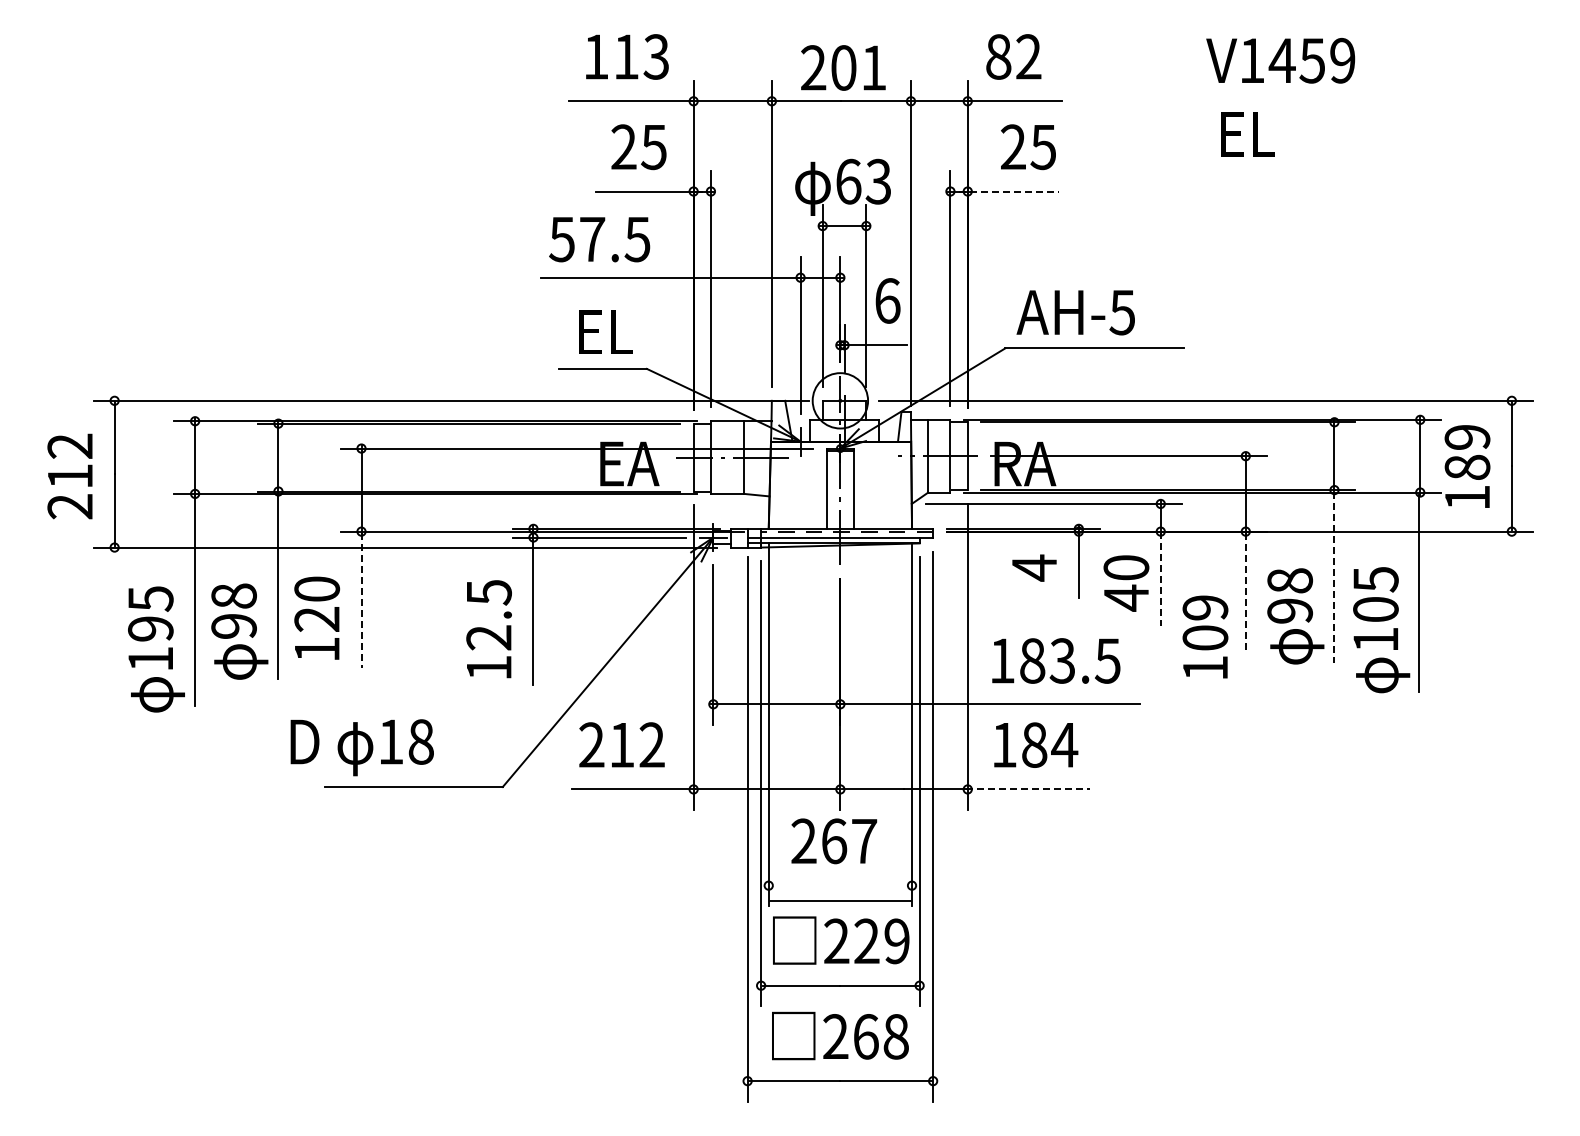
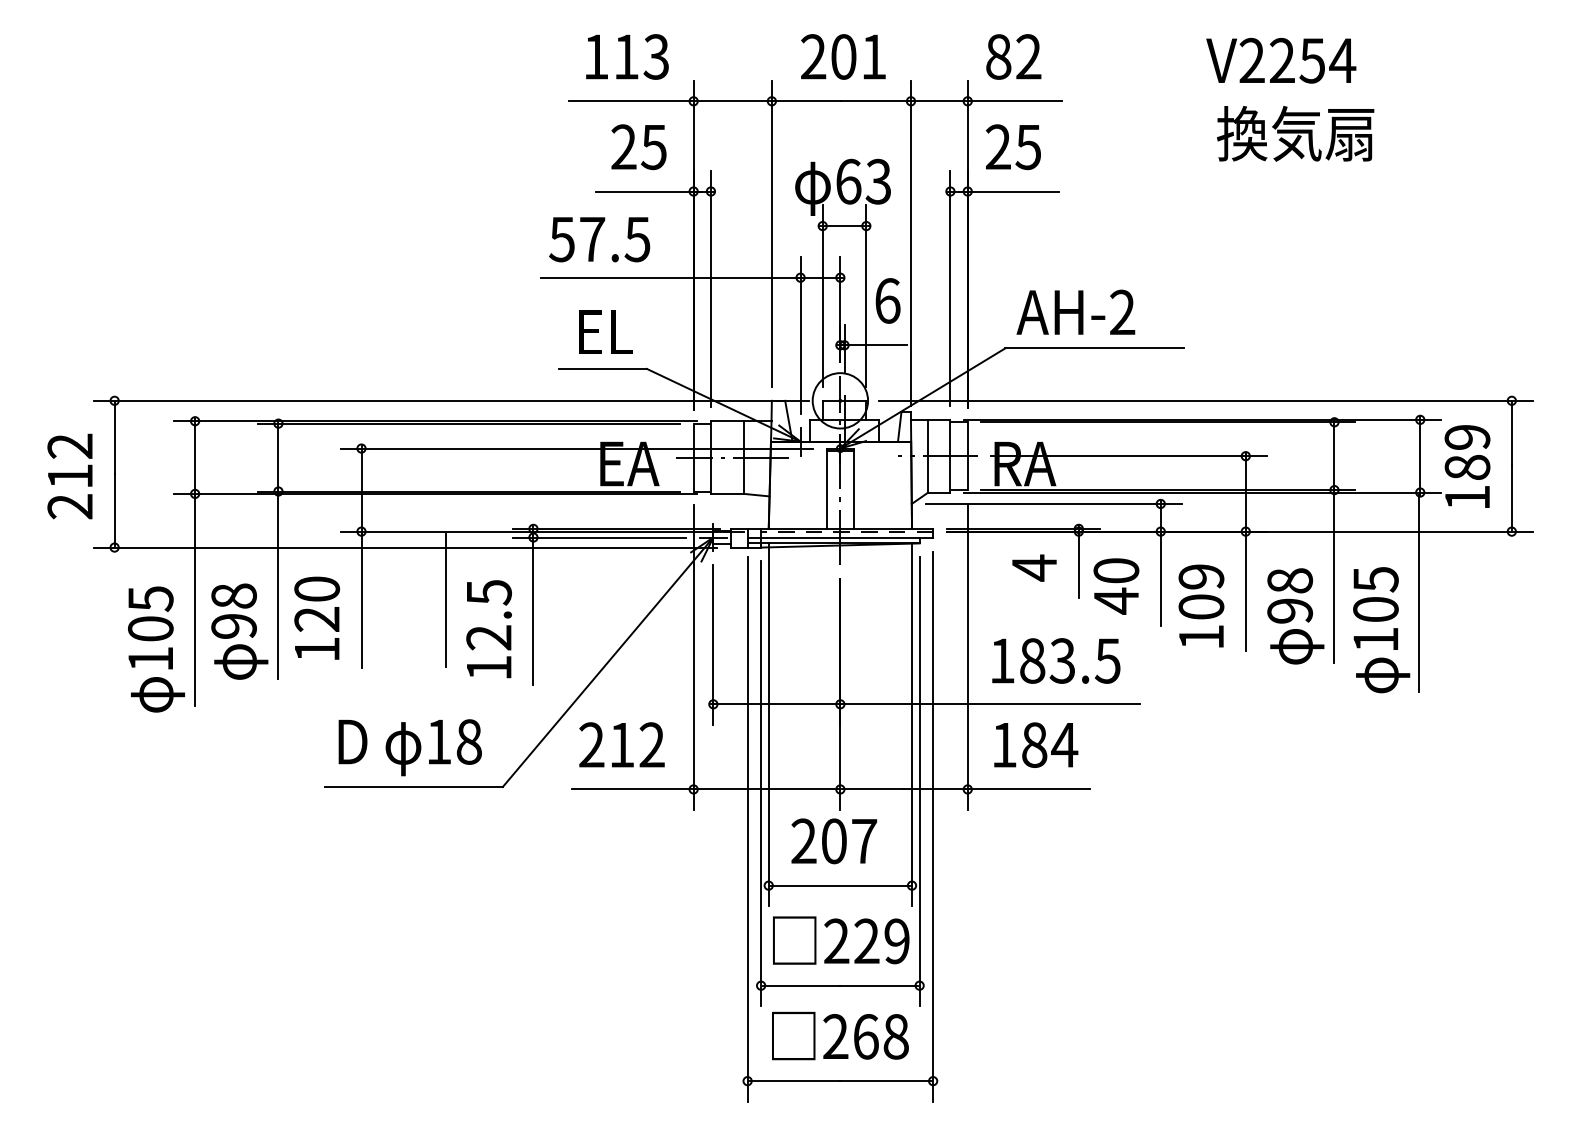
text: V1459 -> V2254 (1297, 60)
text position: (843, 67) -> (843, 56) (843, 56)
text: EL -> 換気扇 (1295, 133)
text position: (1028, 147) -> (1013, 147) (1013, 147)
line: dashed -> solid (1008, 191)
text: AH-5 -> AH-2 (1122, 312)
line: dashed -> solid (1334, 577)
line: dashed -> solid (1160, 579)
text position: (1126, 583) -> (1116, 586) (1116, 586)
line: dashed -> solid (1245, 591)
line: dashed -> solid (361, 600)
line: none -> present (445, 600)
text: 195 -> 105 (150, 628)
text position: (1205, 636) -> (1201, 605) (1201, 605)
text position: (361, 747) -> (409, 747) (409, 747)
line: dashed -> solid (1028, 789)
text: 267 -> 207 (834, 841)
line position: (840, 900) -> (840, 885) (840, 885)
